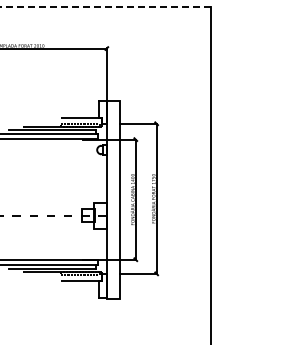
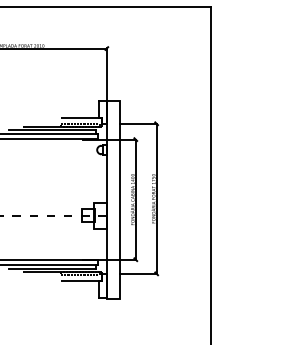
line: dashed -> solid (105, 6)
